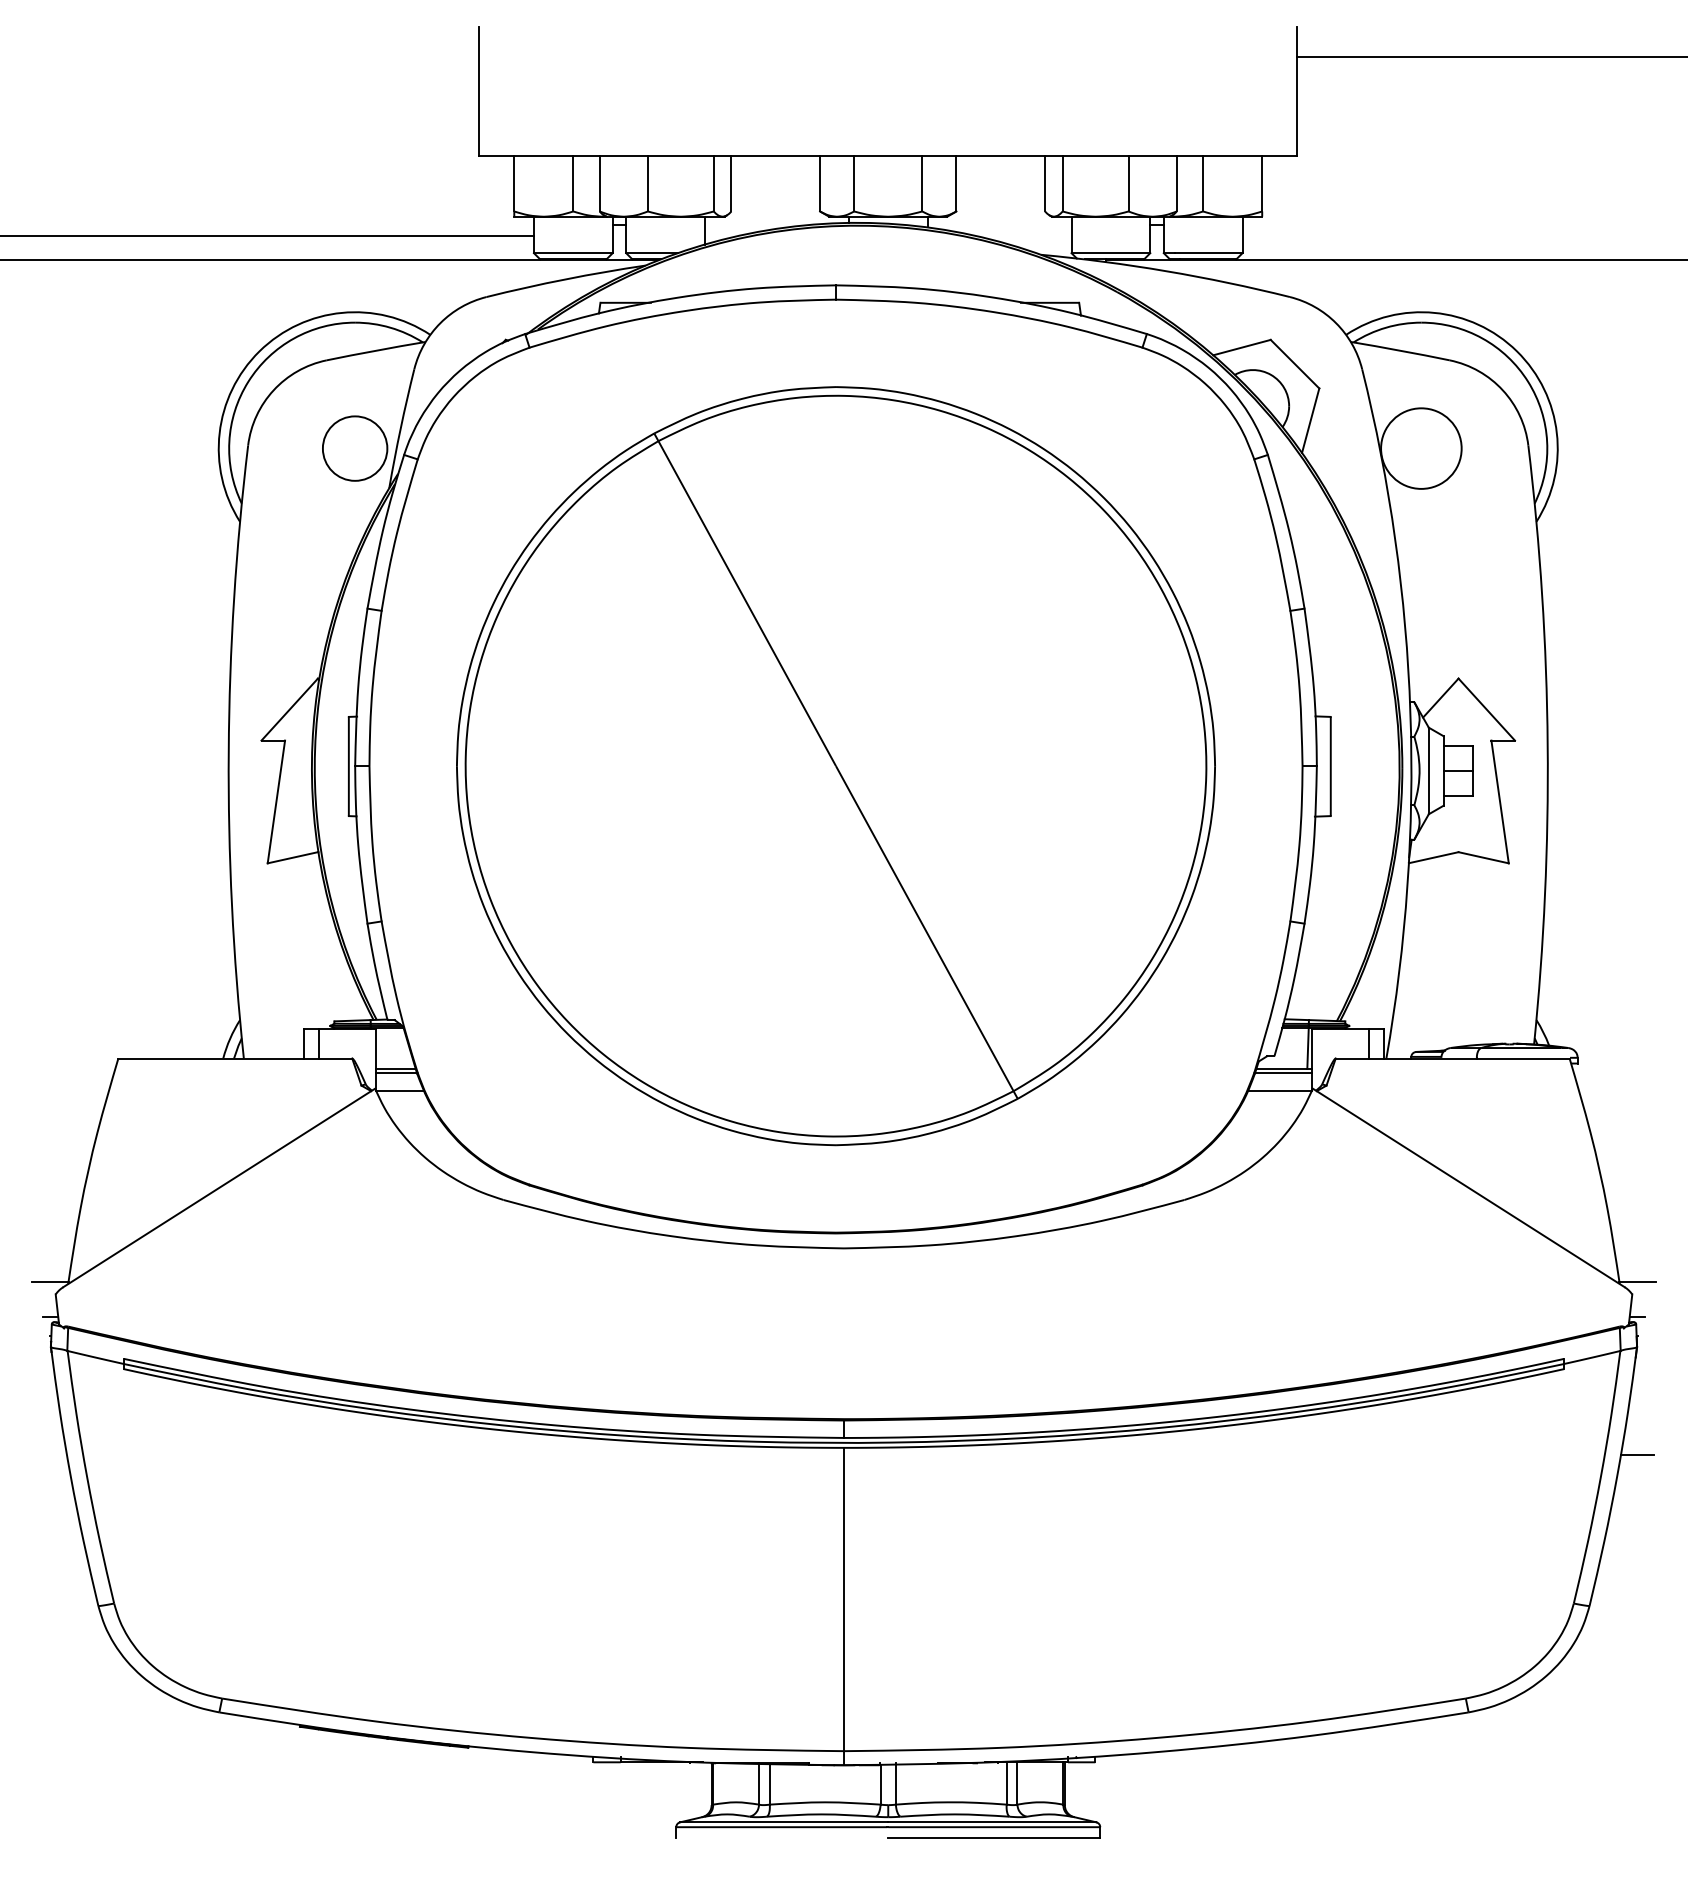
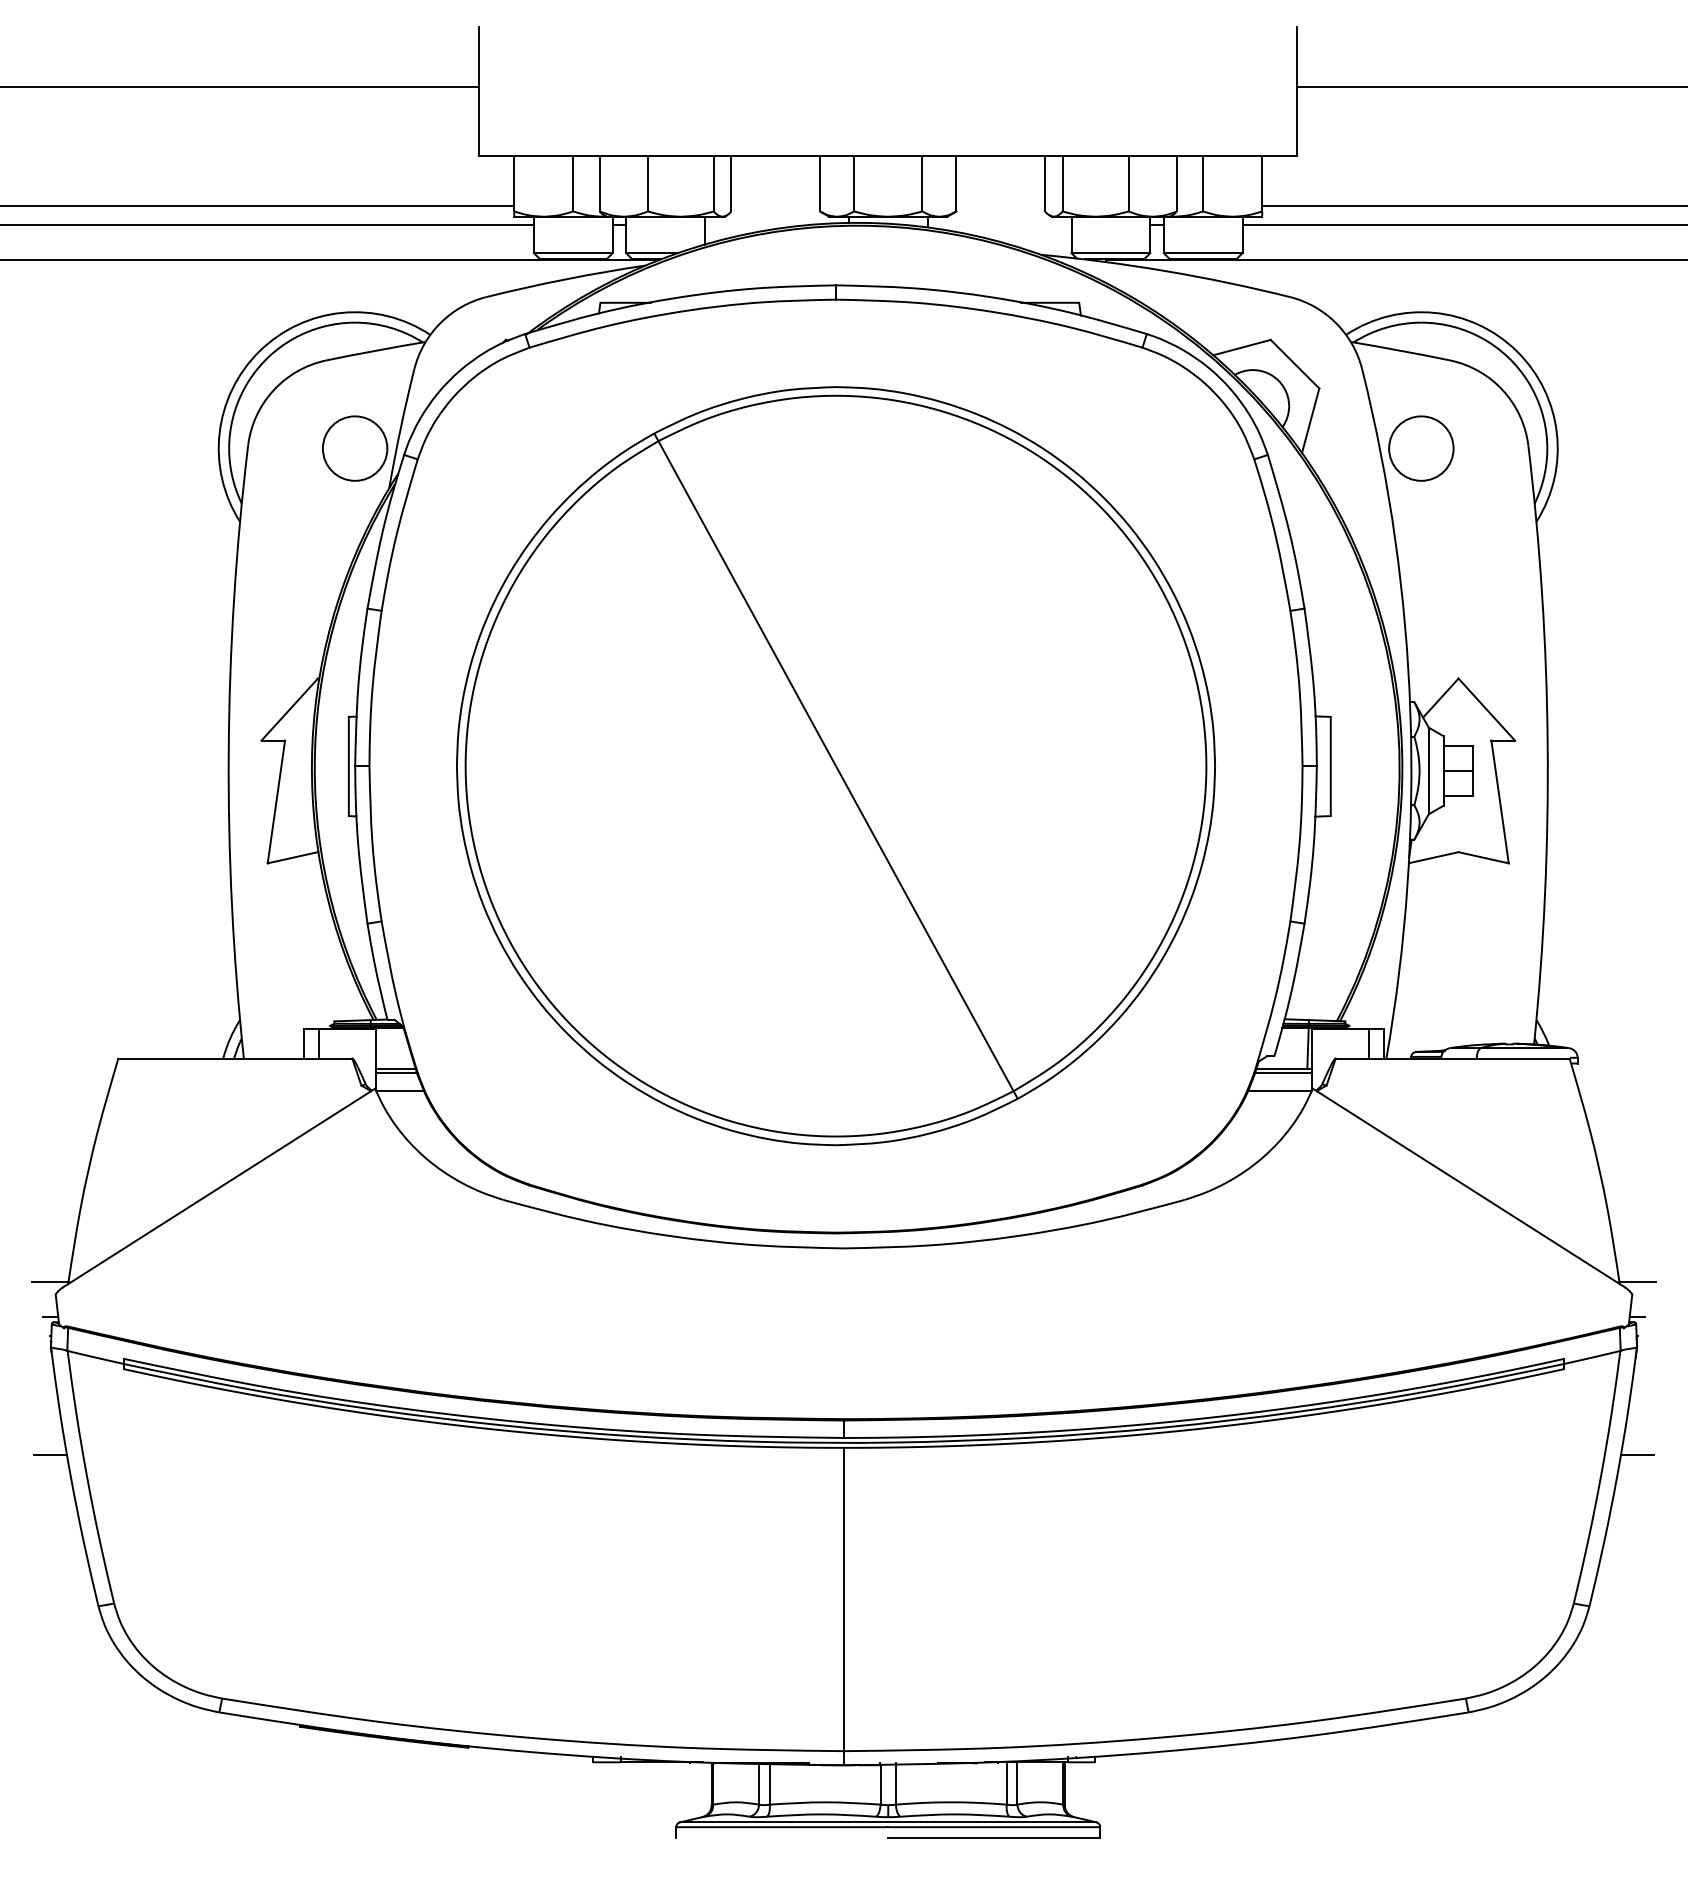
line position: (1490, 56) -> (1490, 86) (1490, 86)
line: none -> present (240, 86)
line: none -> present (258, 205)
line: none -> present (1473, 205)
line: none -> present (1463, 225)
line position: (267, 236) -> (267, 225) (267, 225)
circle diameter: 81 px -> 64 px (1421, 448)
line: none -> present (50, 1455)
